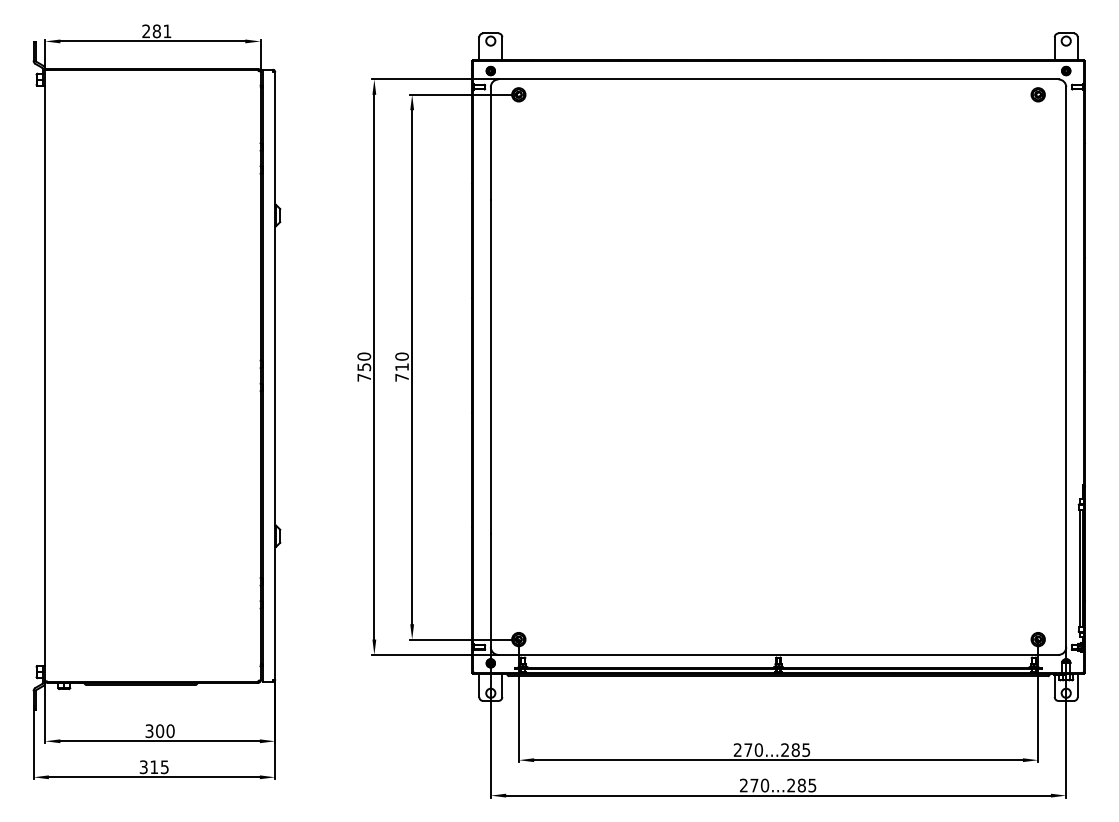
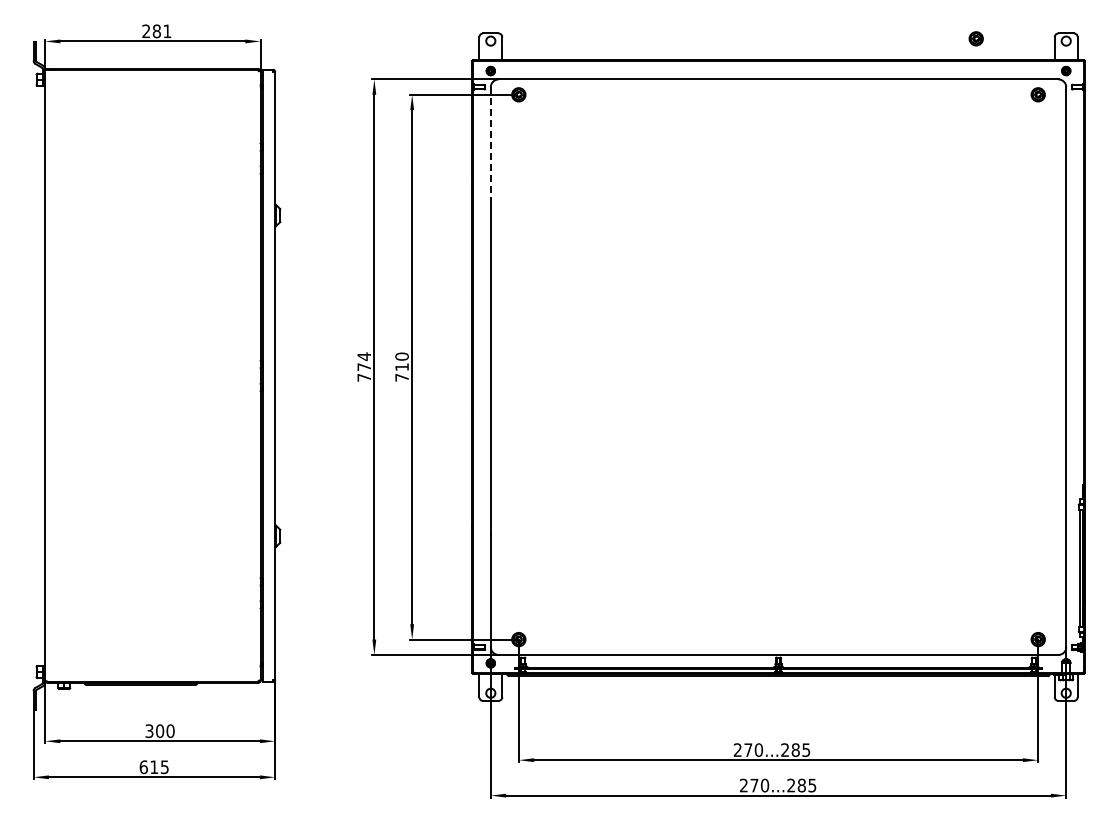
part: none -> present (975, 38)
line: solid -> dashed (490, 143)
text: 750 -> 774 (364, 361)
text: 315 -> 615 (143, 767)
